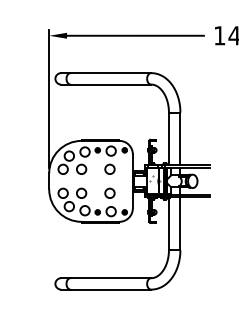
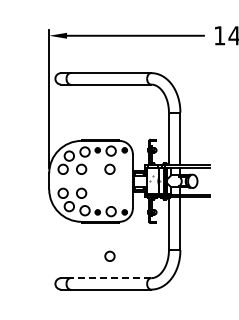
circle position: (109, 192) -> (109, 255) (109, 255)
line: solid -> dashed (110, 278)
